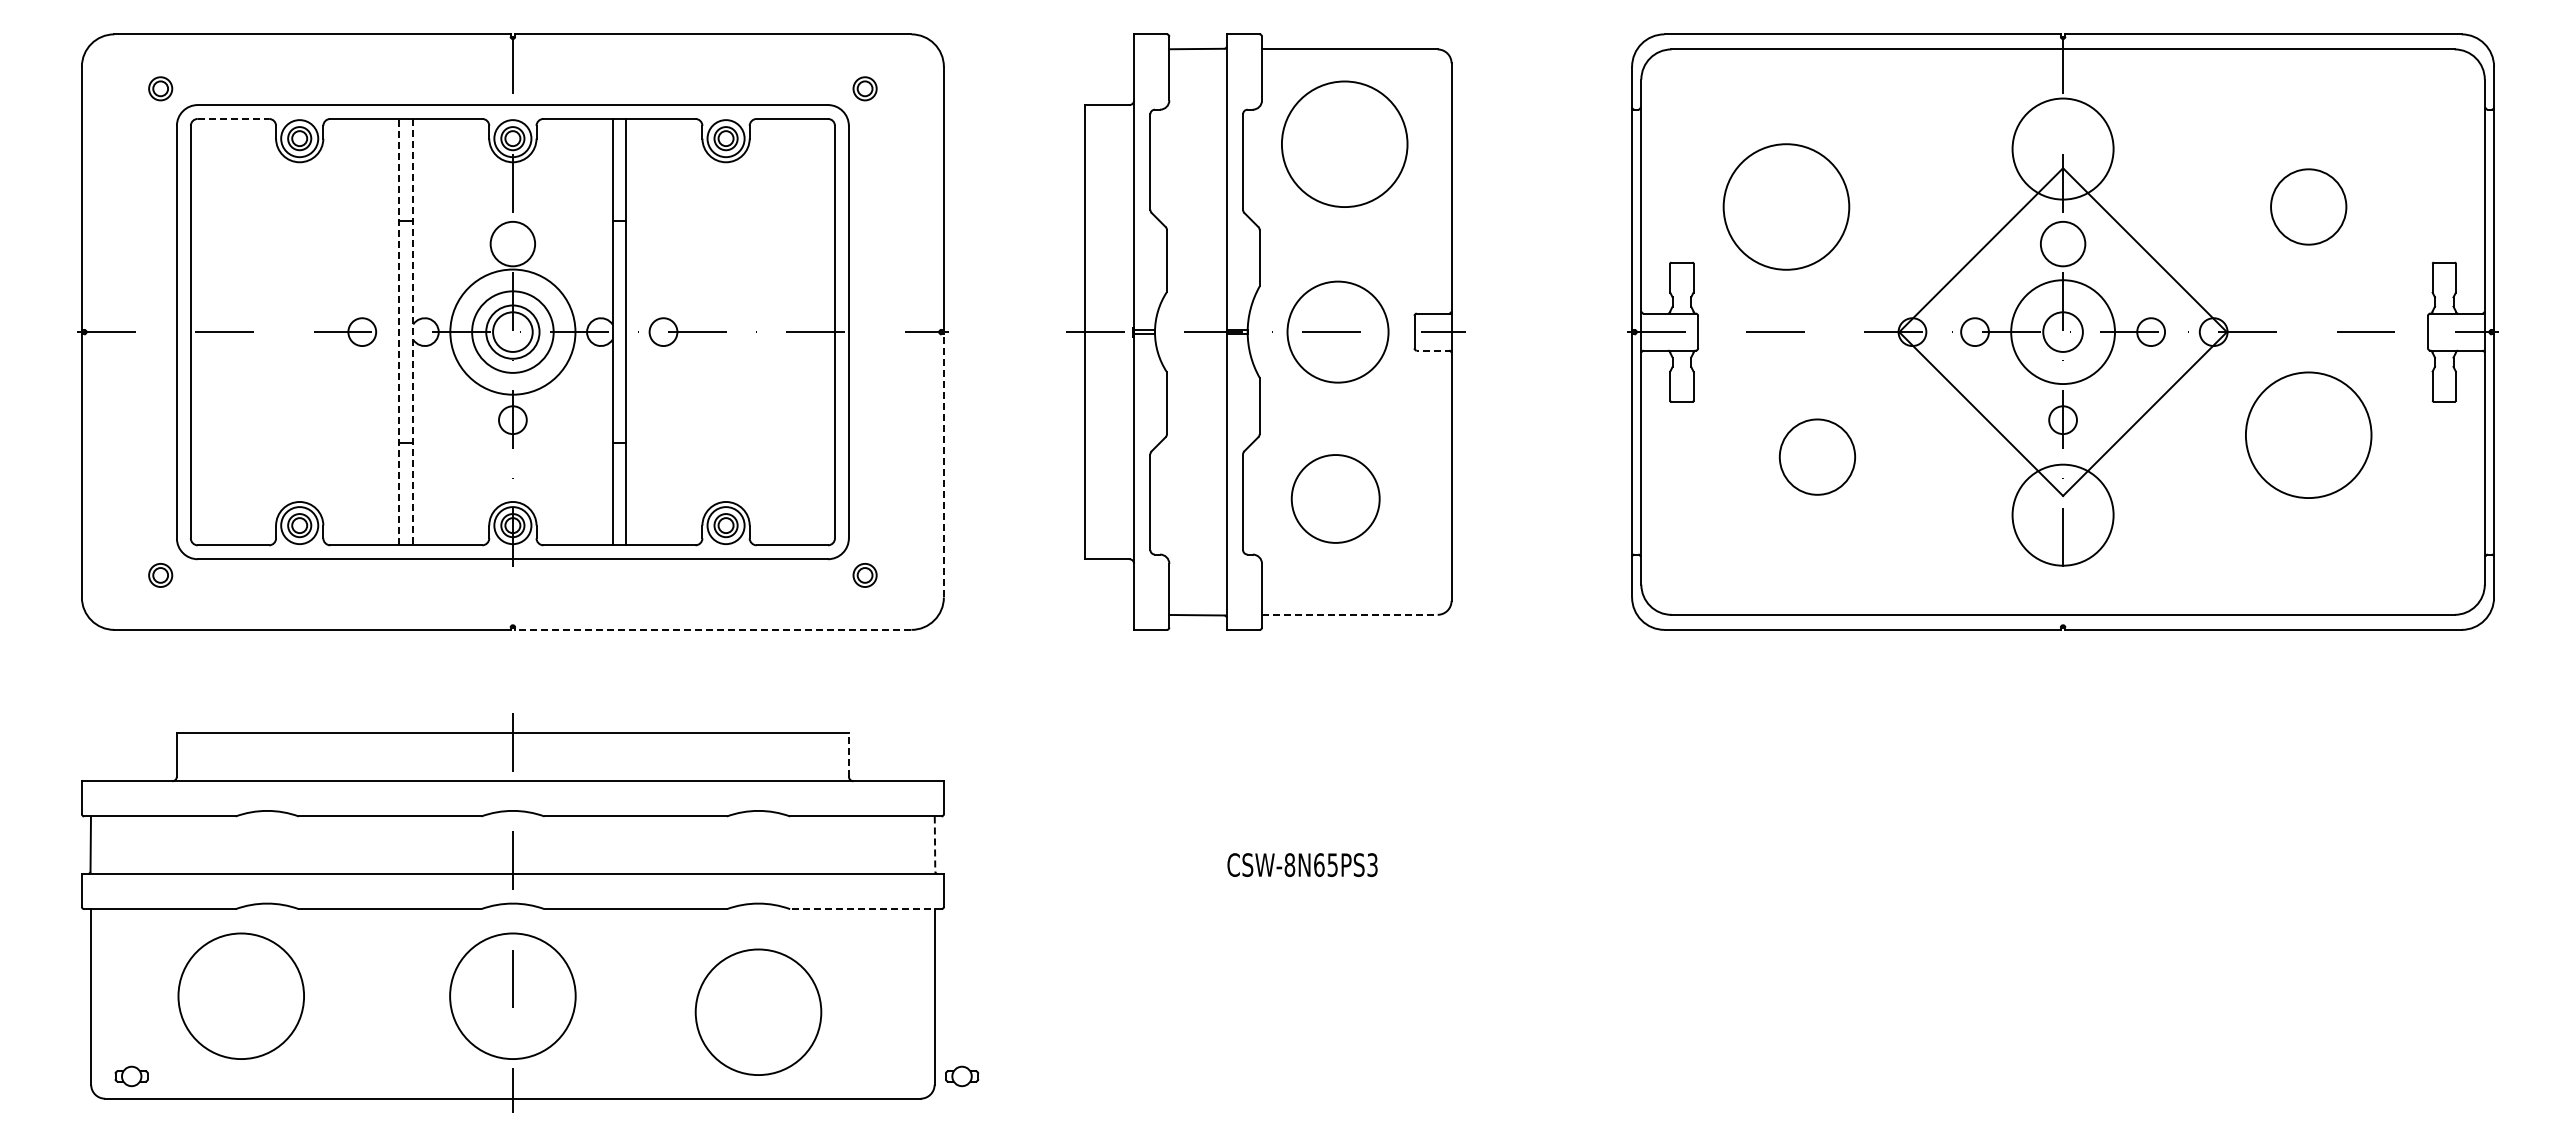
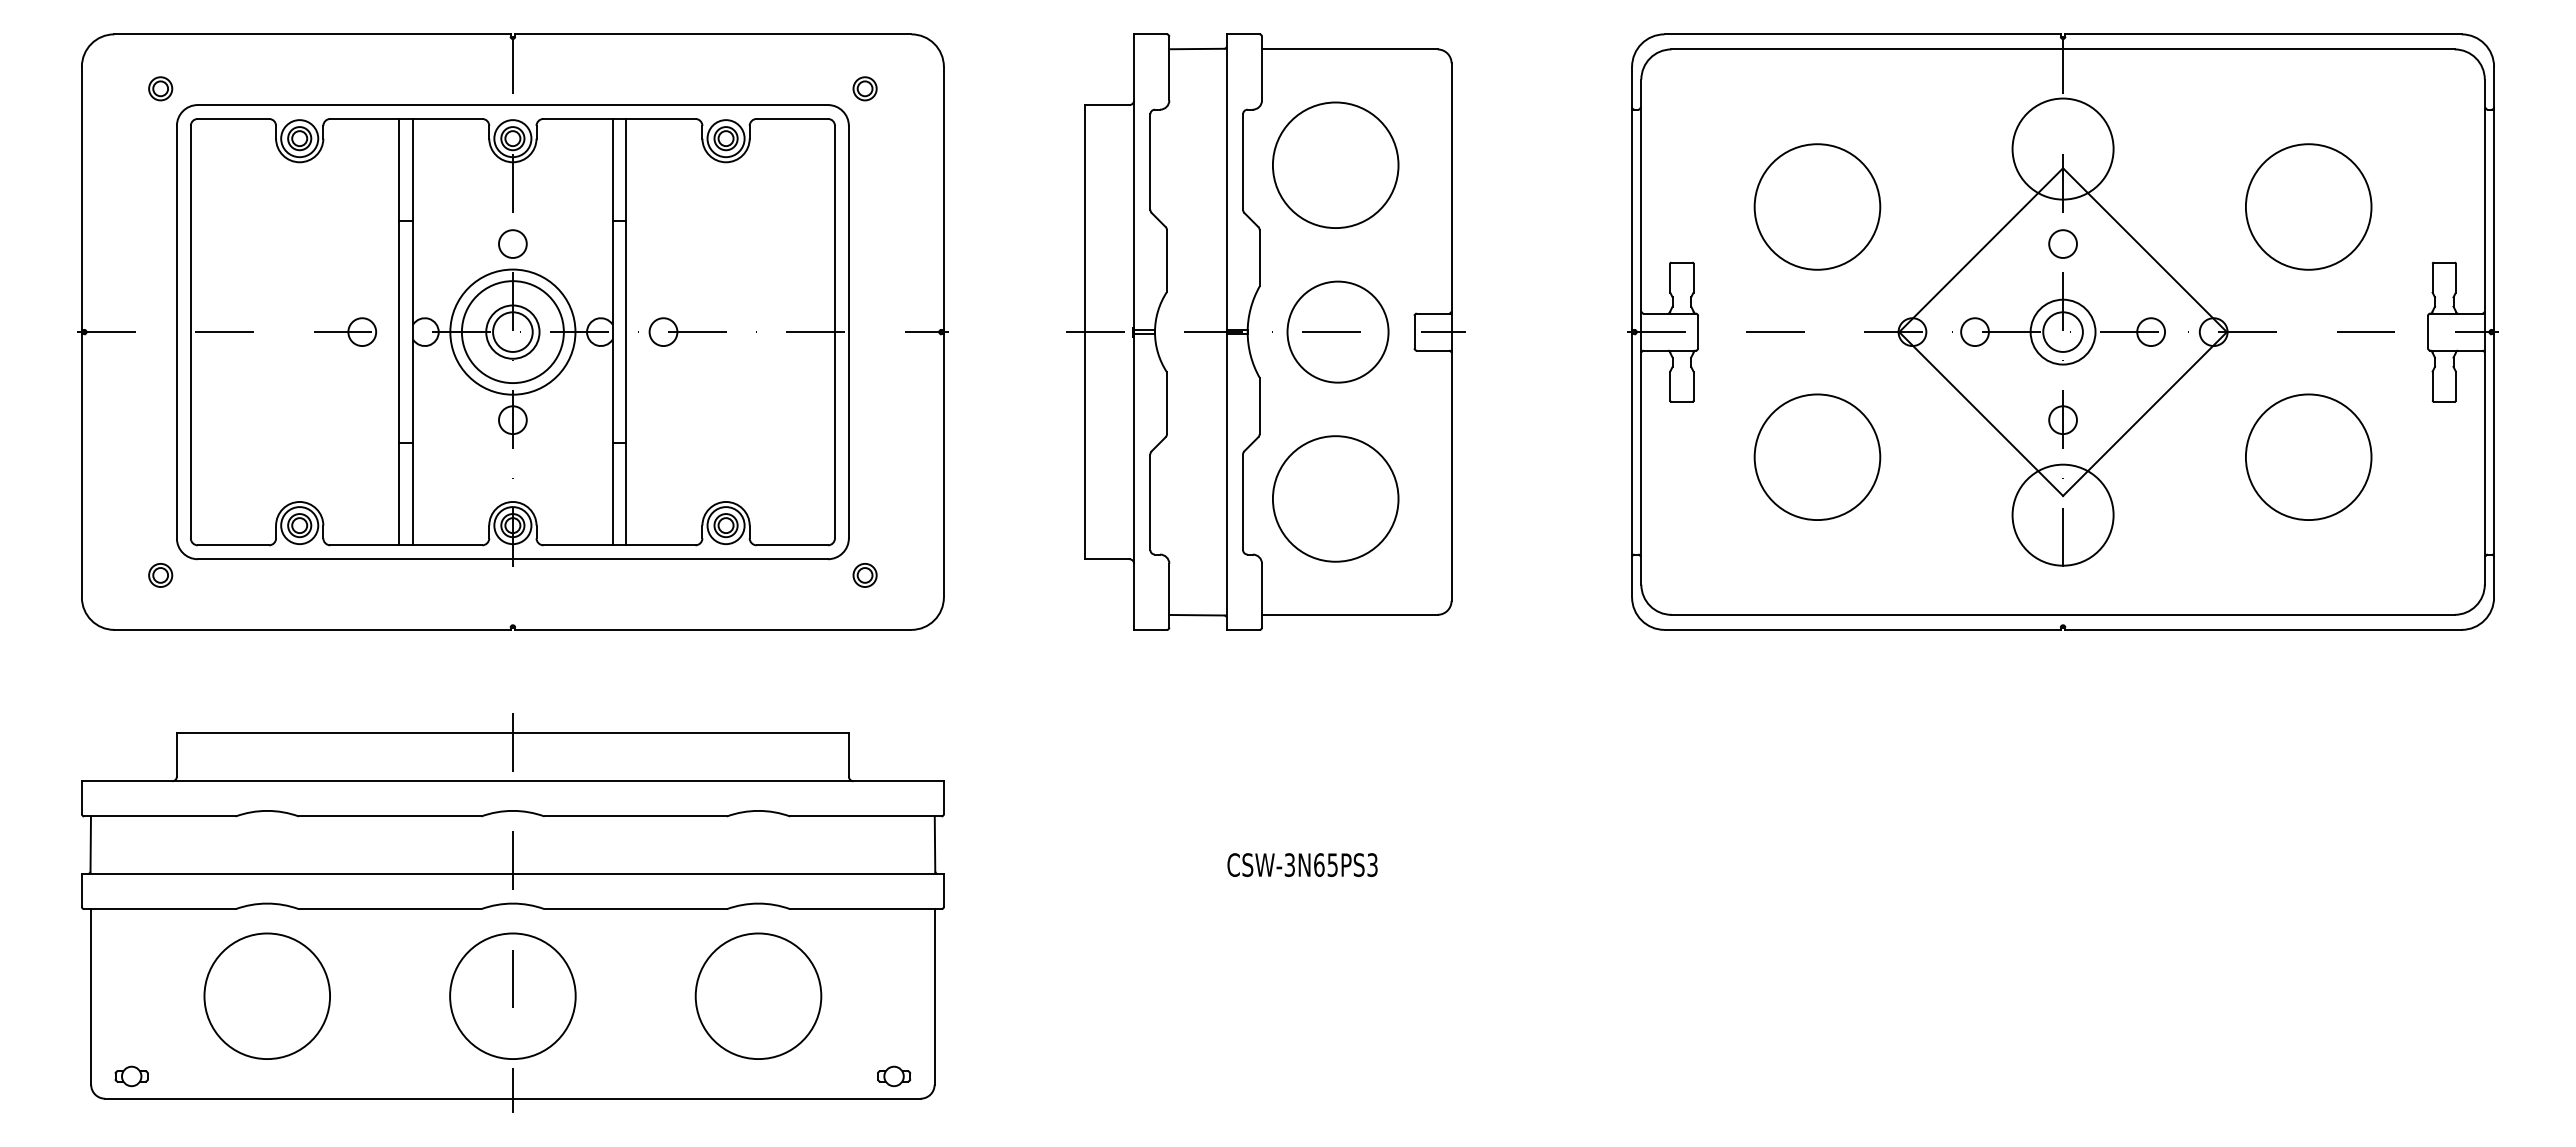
line: dashed -> solid (233, 118)
circle position: (1344, 143) -> (1335, 164) (1335, 164)
circle position: (1786, 206) -> (1817, 206) (1817, 206)
circle diameter: 75 px -> 126 px (2308, 206)
circle diameter: 44 px -> 28 px (512, 243)
circle diameter: 44 px -> 28 px (2062, 243)
line: dashed -> solid (399, 331)
circle diameter: 82 px -> 102 px (512, 332)
line: dashed -> solid (413, 332)
circle diameter: 104 px -> 65 px (2062, 331)
line: dashed -> solid (1433, 350)
circle position: (2308, 434) -> (2308, 456) (2308, 456)
circle size: 78x78 px -> 129x128 px (1817, 456)
line: dashed -> solid (943, 465)
circle diameter: 88 px -> 126 px (1335, 498)
line: dashed -> solid (1349, 614)
line: dashed -> solid (712, 629)
line: dashed -> solid (848, 754)
line: dashed -> solid (935, 844)
text: CSW-8N65PS3 -> CSW-3N65PS3 (1289, 864)
line: dashed -> solid (865, 909)
circle position: (240, 995) -> (266, 995) (266, 995)
circle position: (758, 1011) -> (758, 995) (758, 995)
part position: (962, 1076) -> (894, 1076) (894, 1076)
